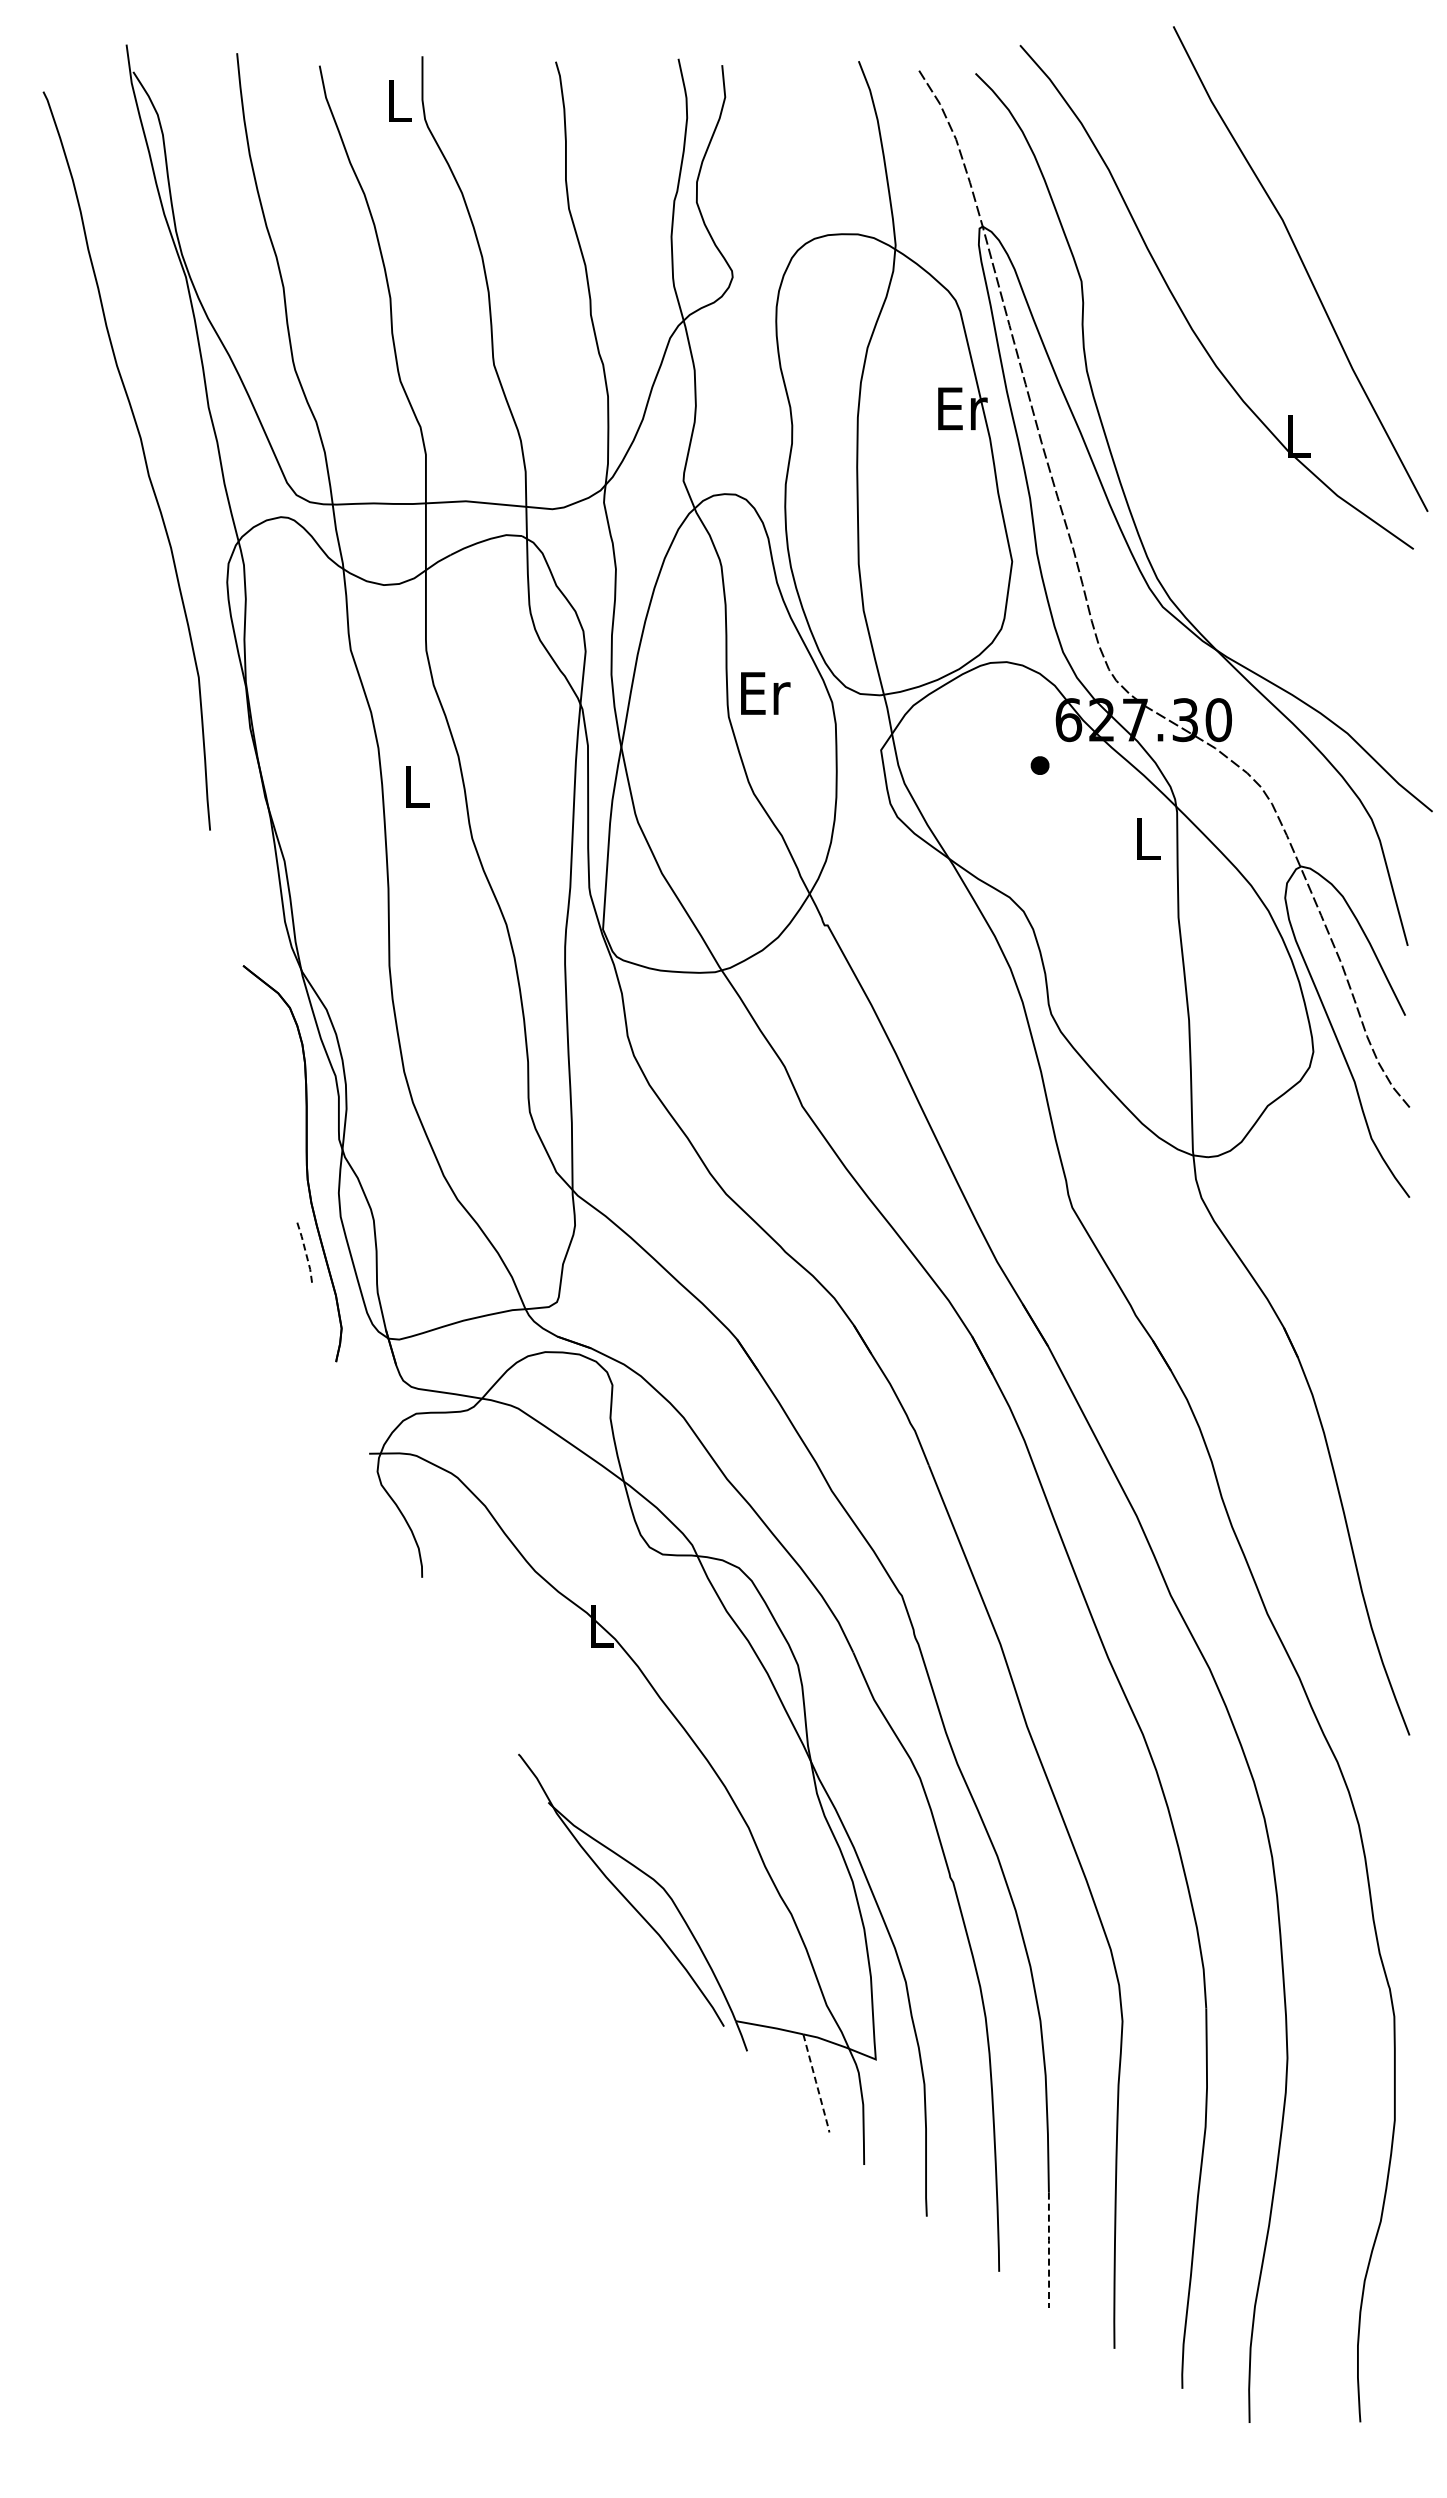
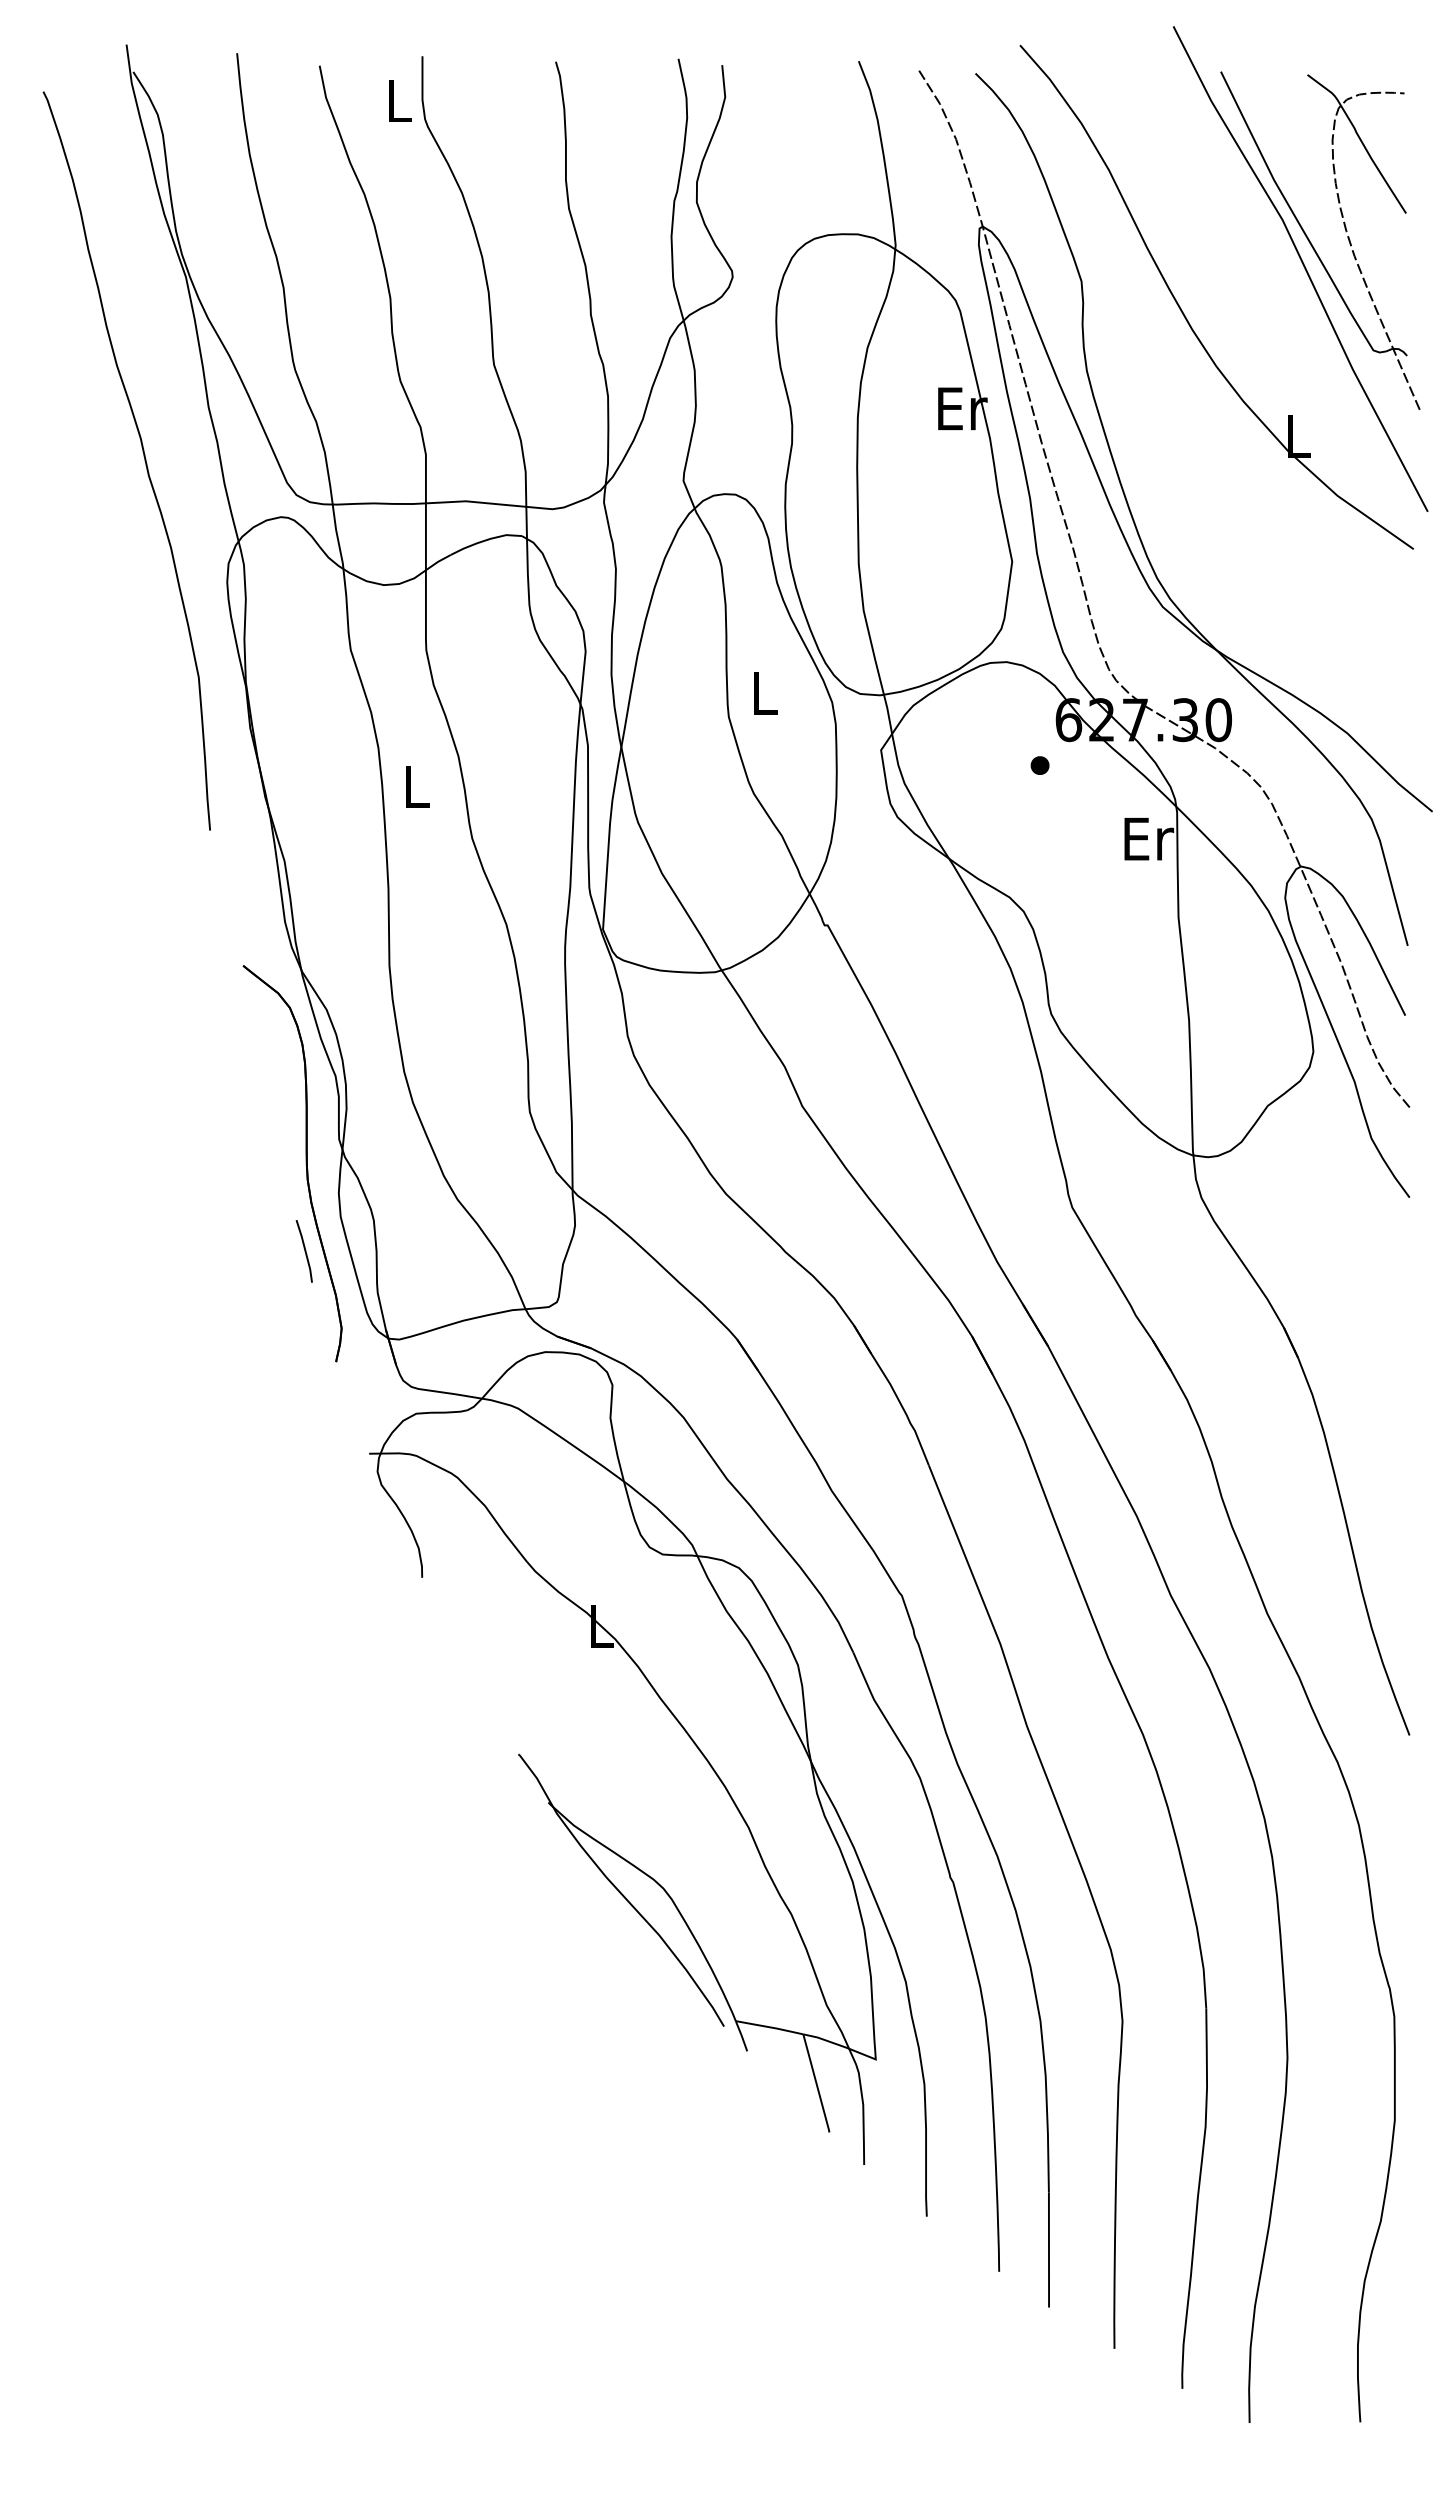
part: none -> present (1312, 244)
text: Er -> L (765, 693)
text: L -> Er (1149, 838)
line: dashed -> solid (305, 1251)
line: dashed -> solid (816, 2083)
line: dashed -> solid (1048, 2250)
